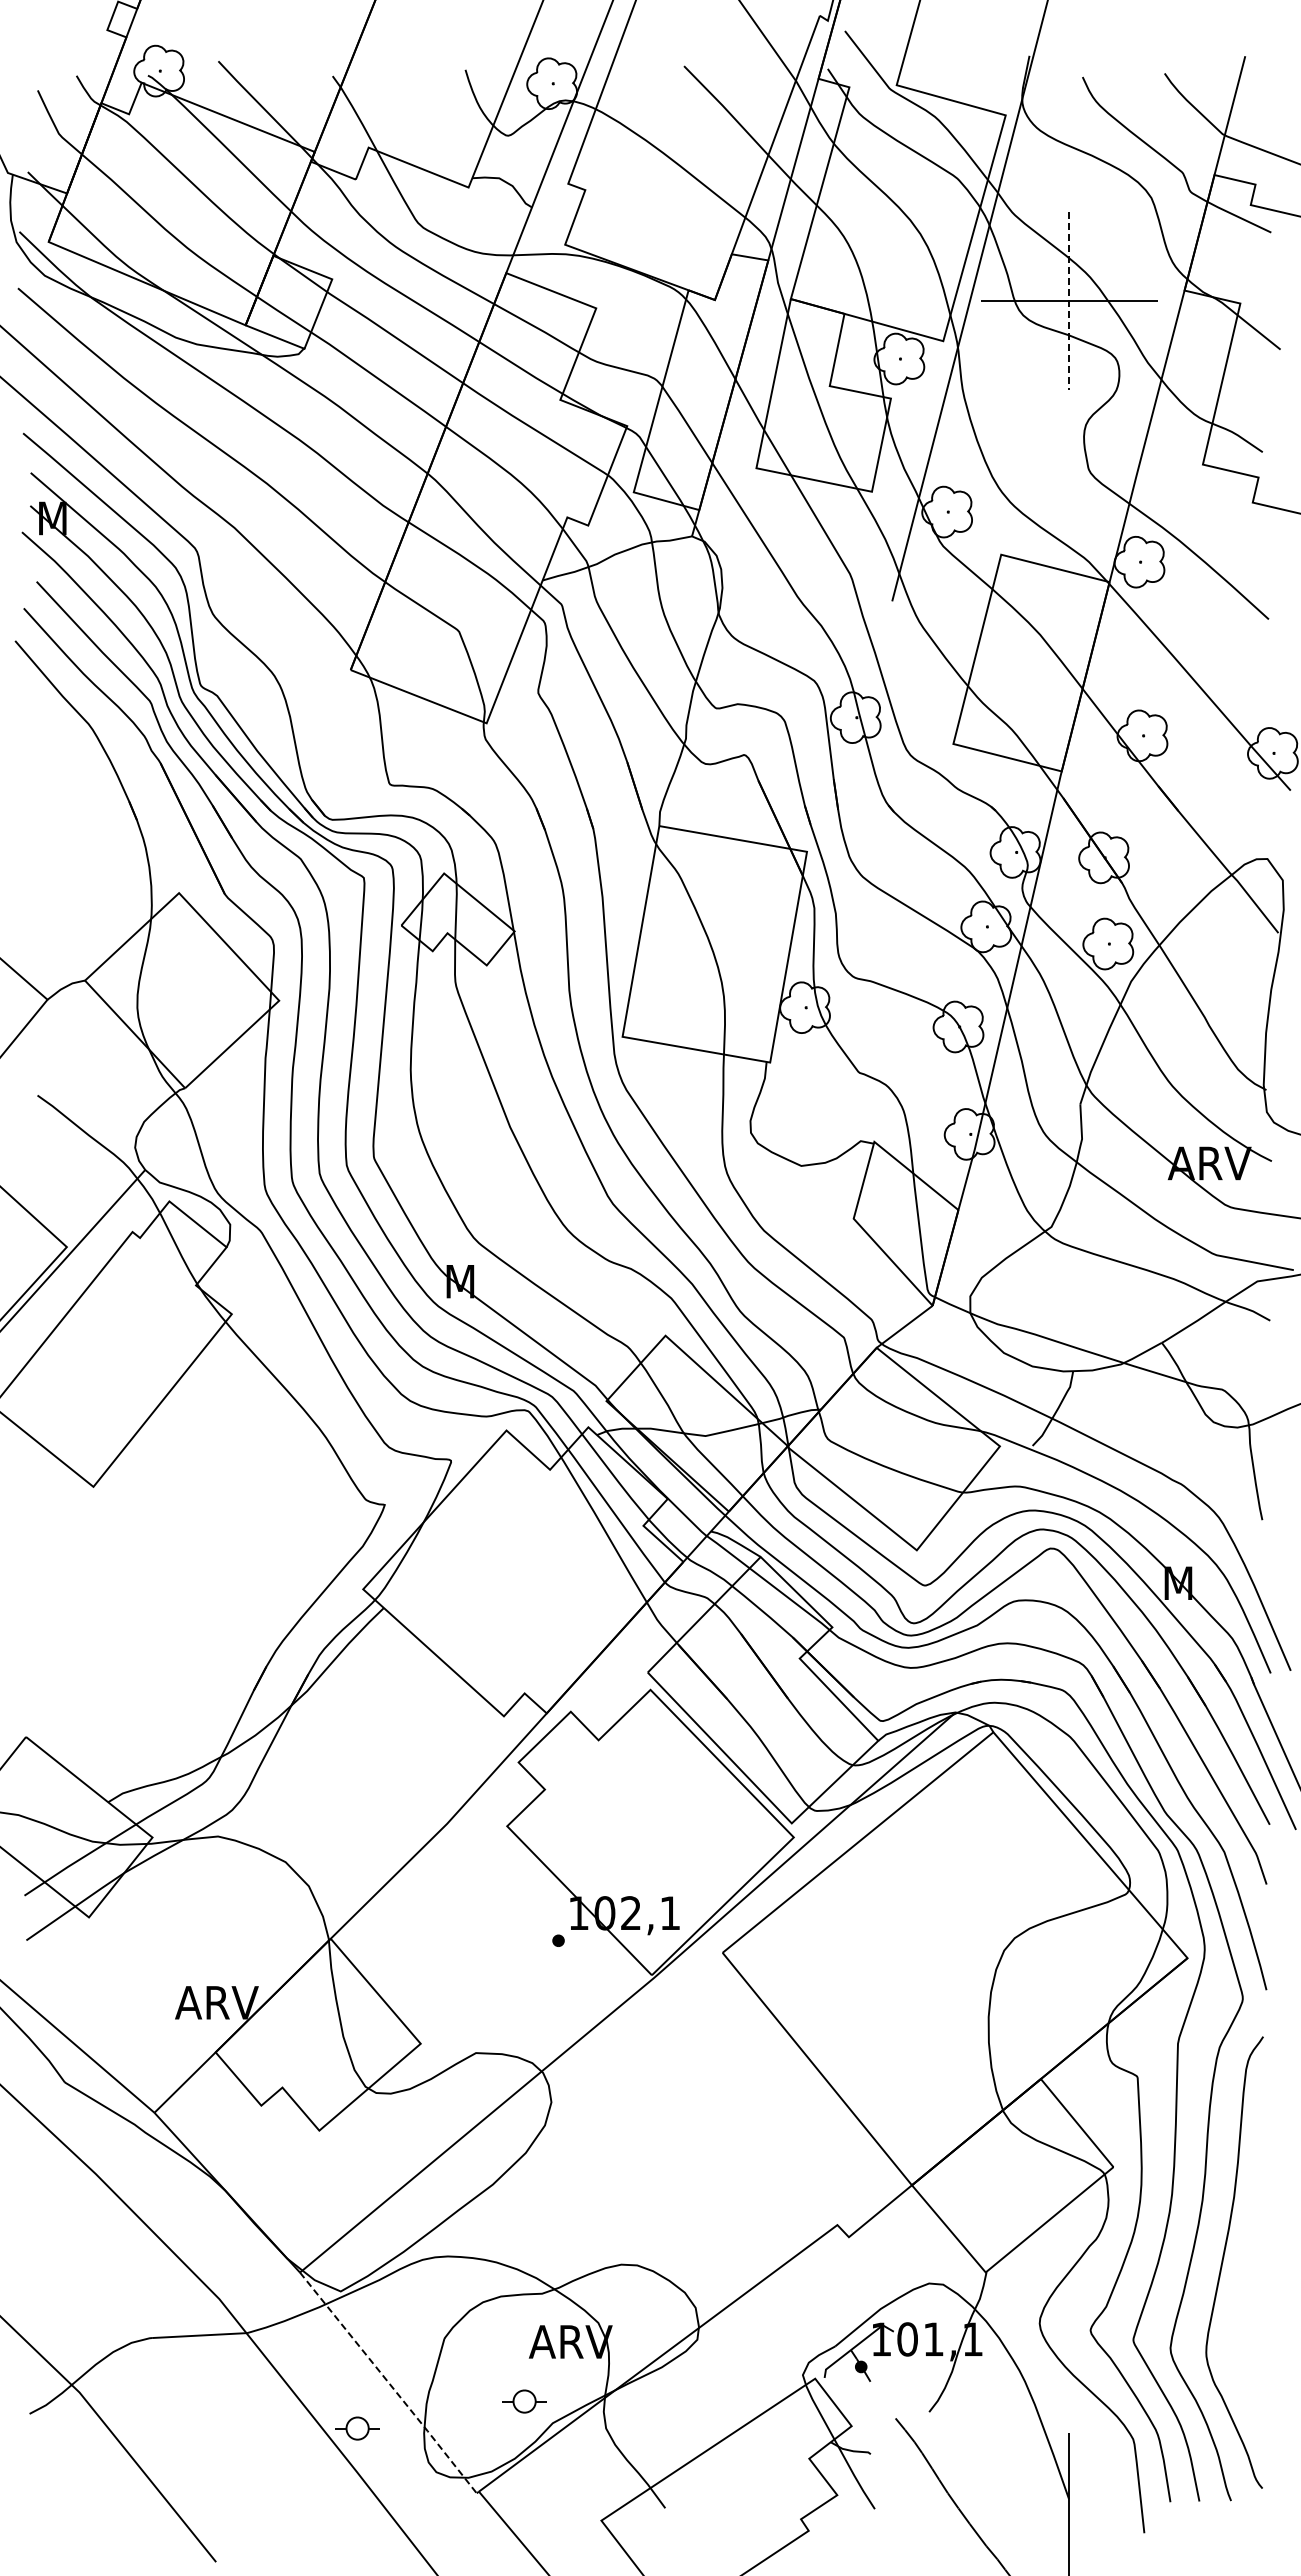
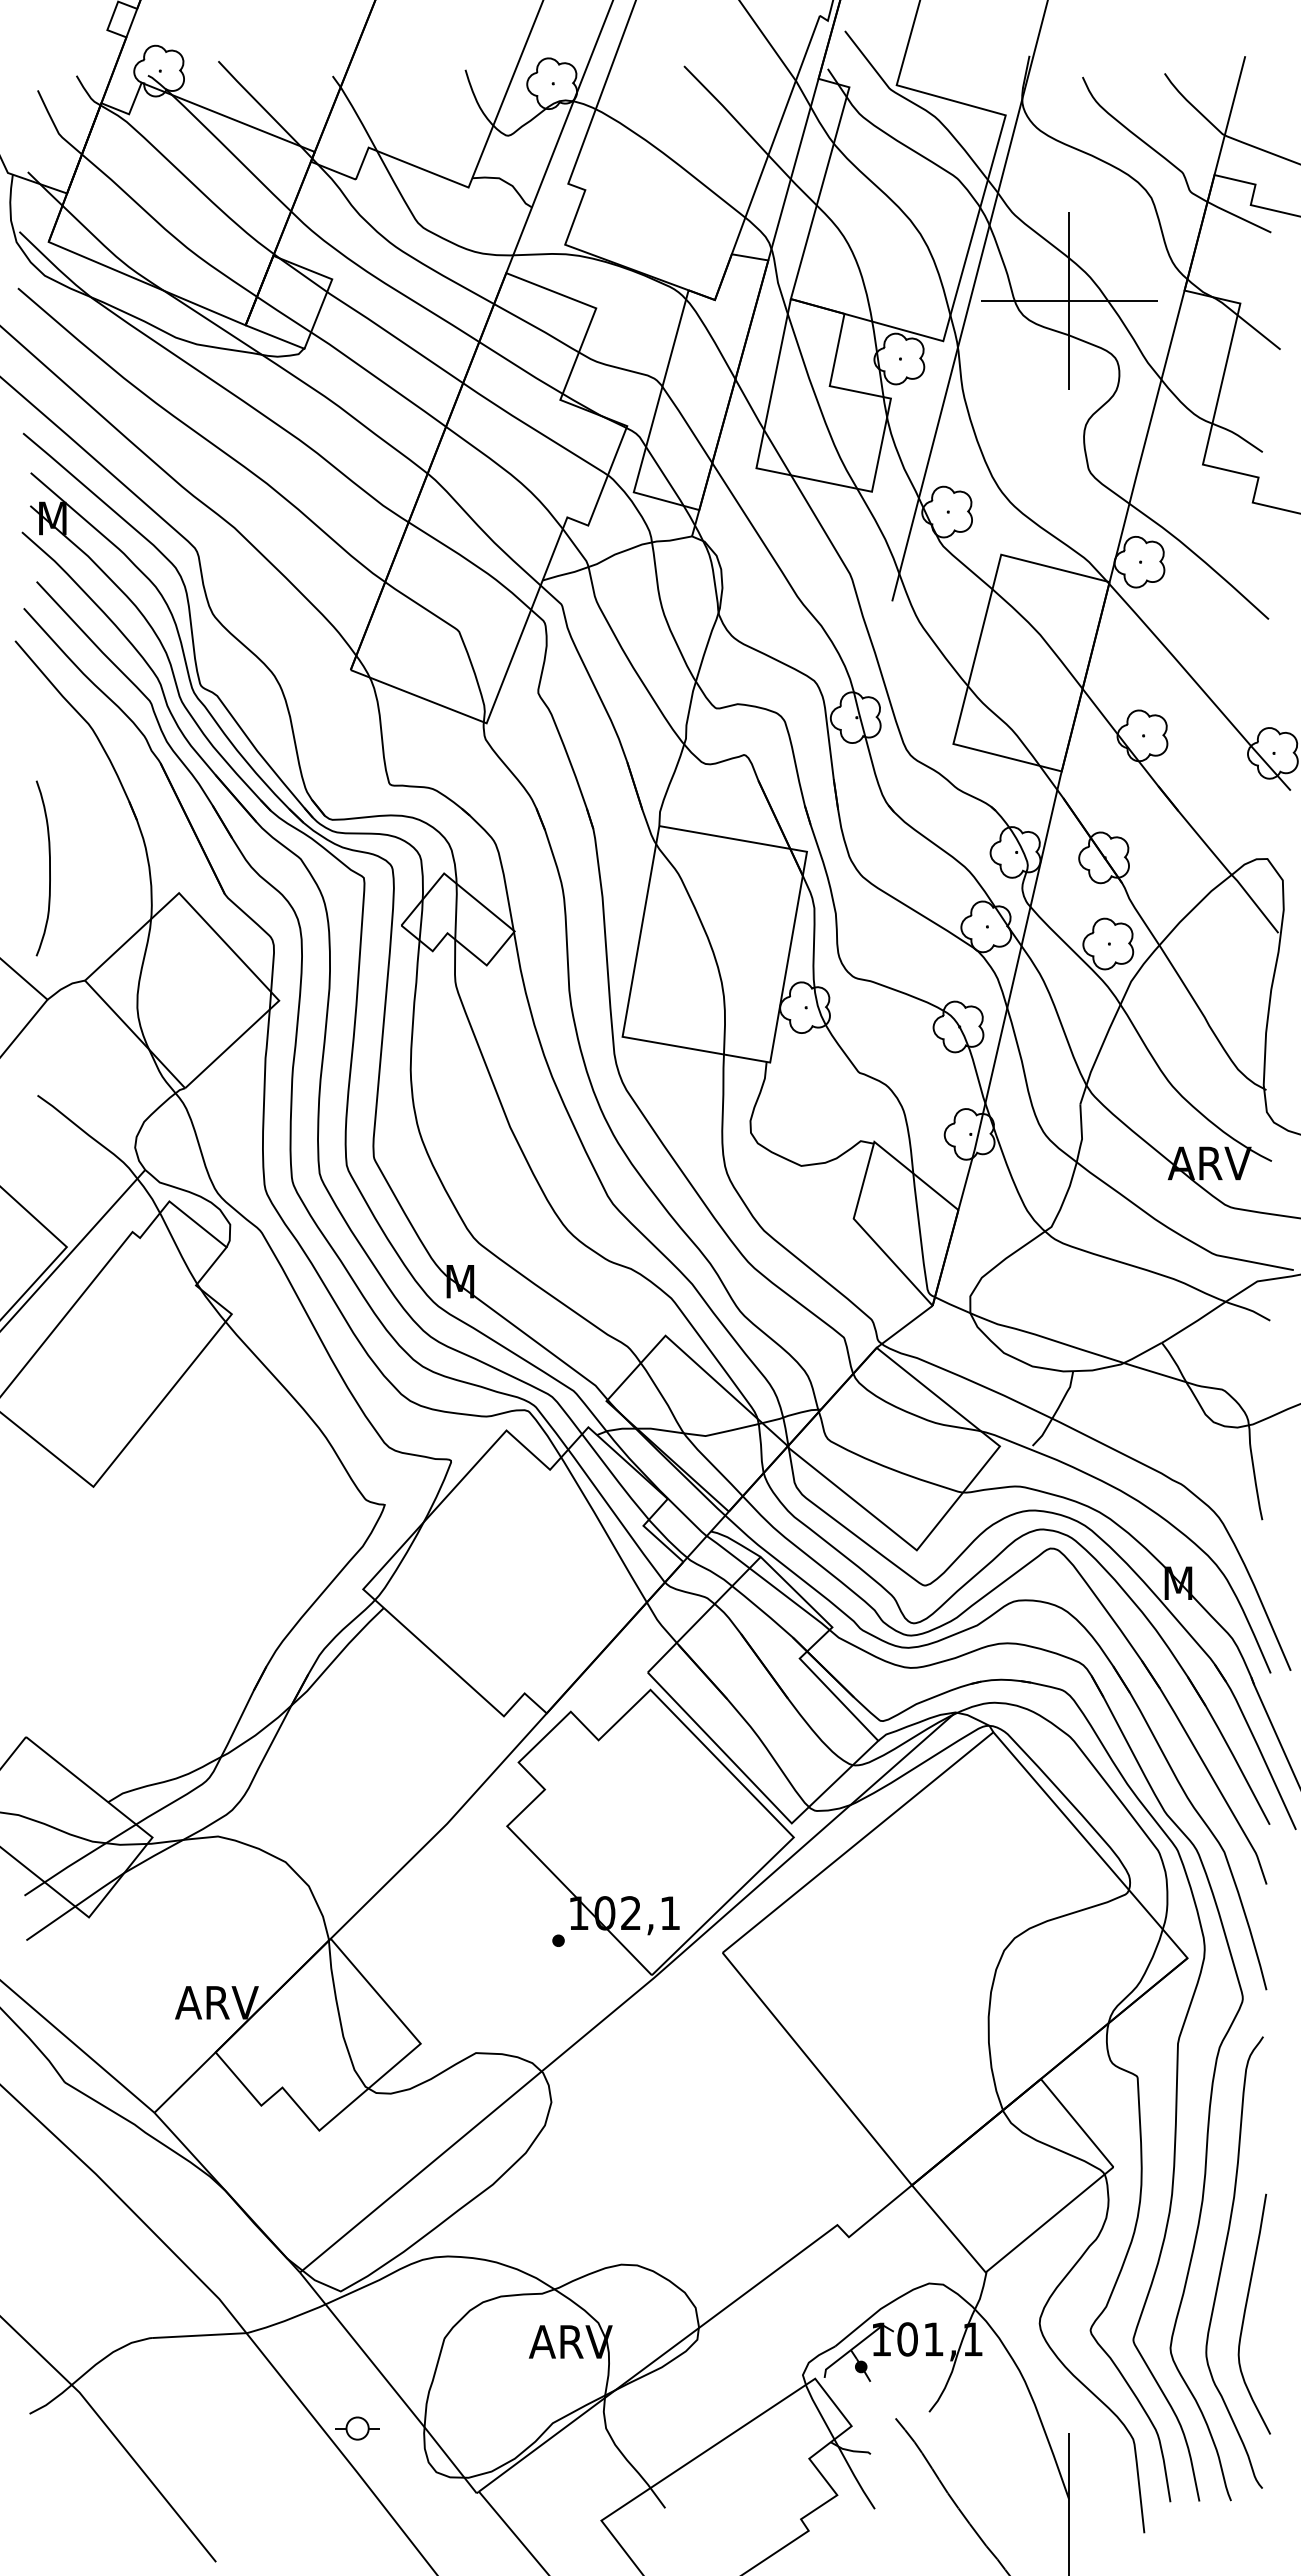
line: dashed -> solid (1069, 301)
curve: none -> present (49, 868)
curve: none -> present (1245, 2313)
line: dashed -> solid (389, 2383)
part: present -> none (524, 2401)
